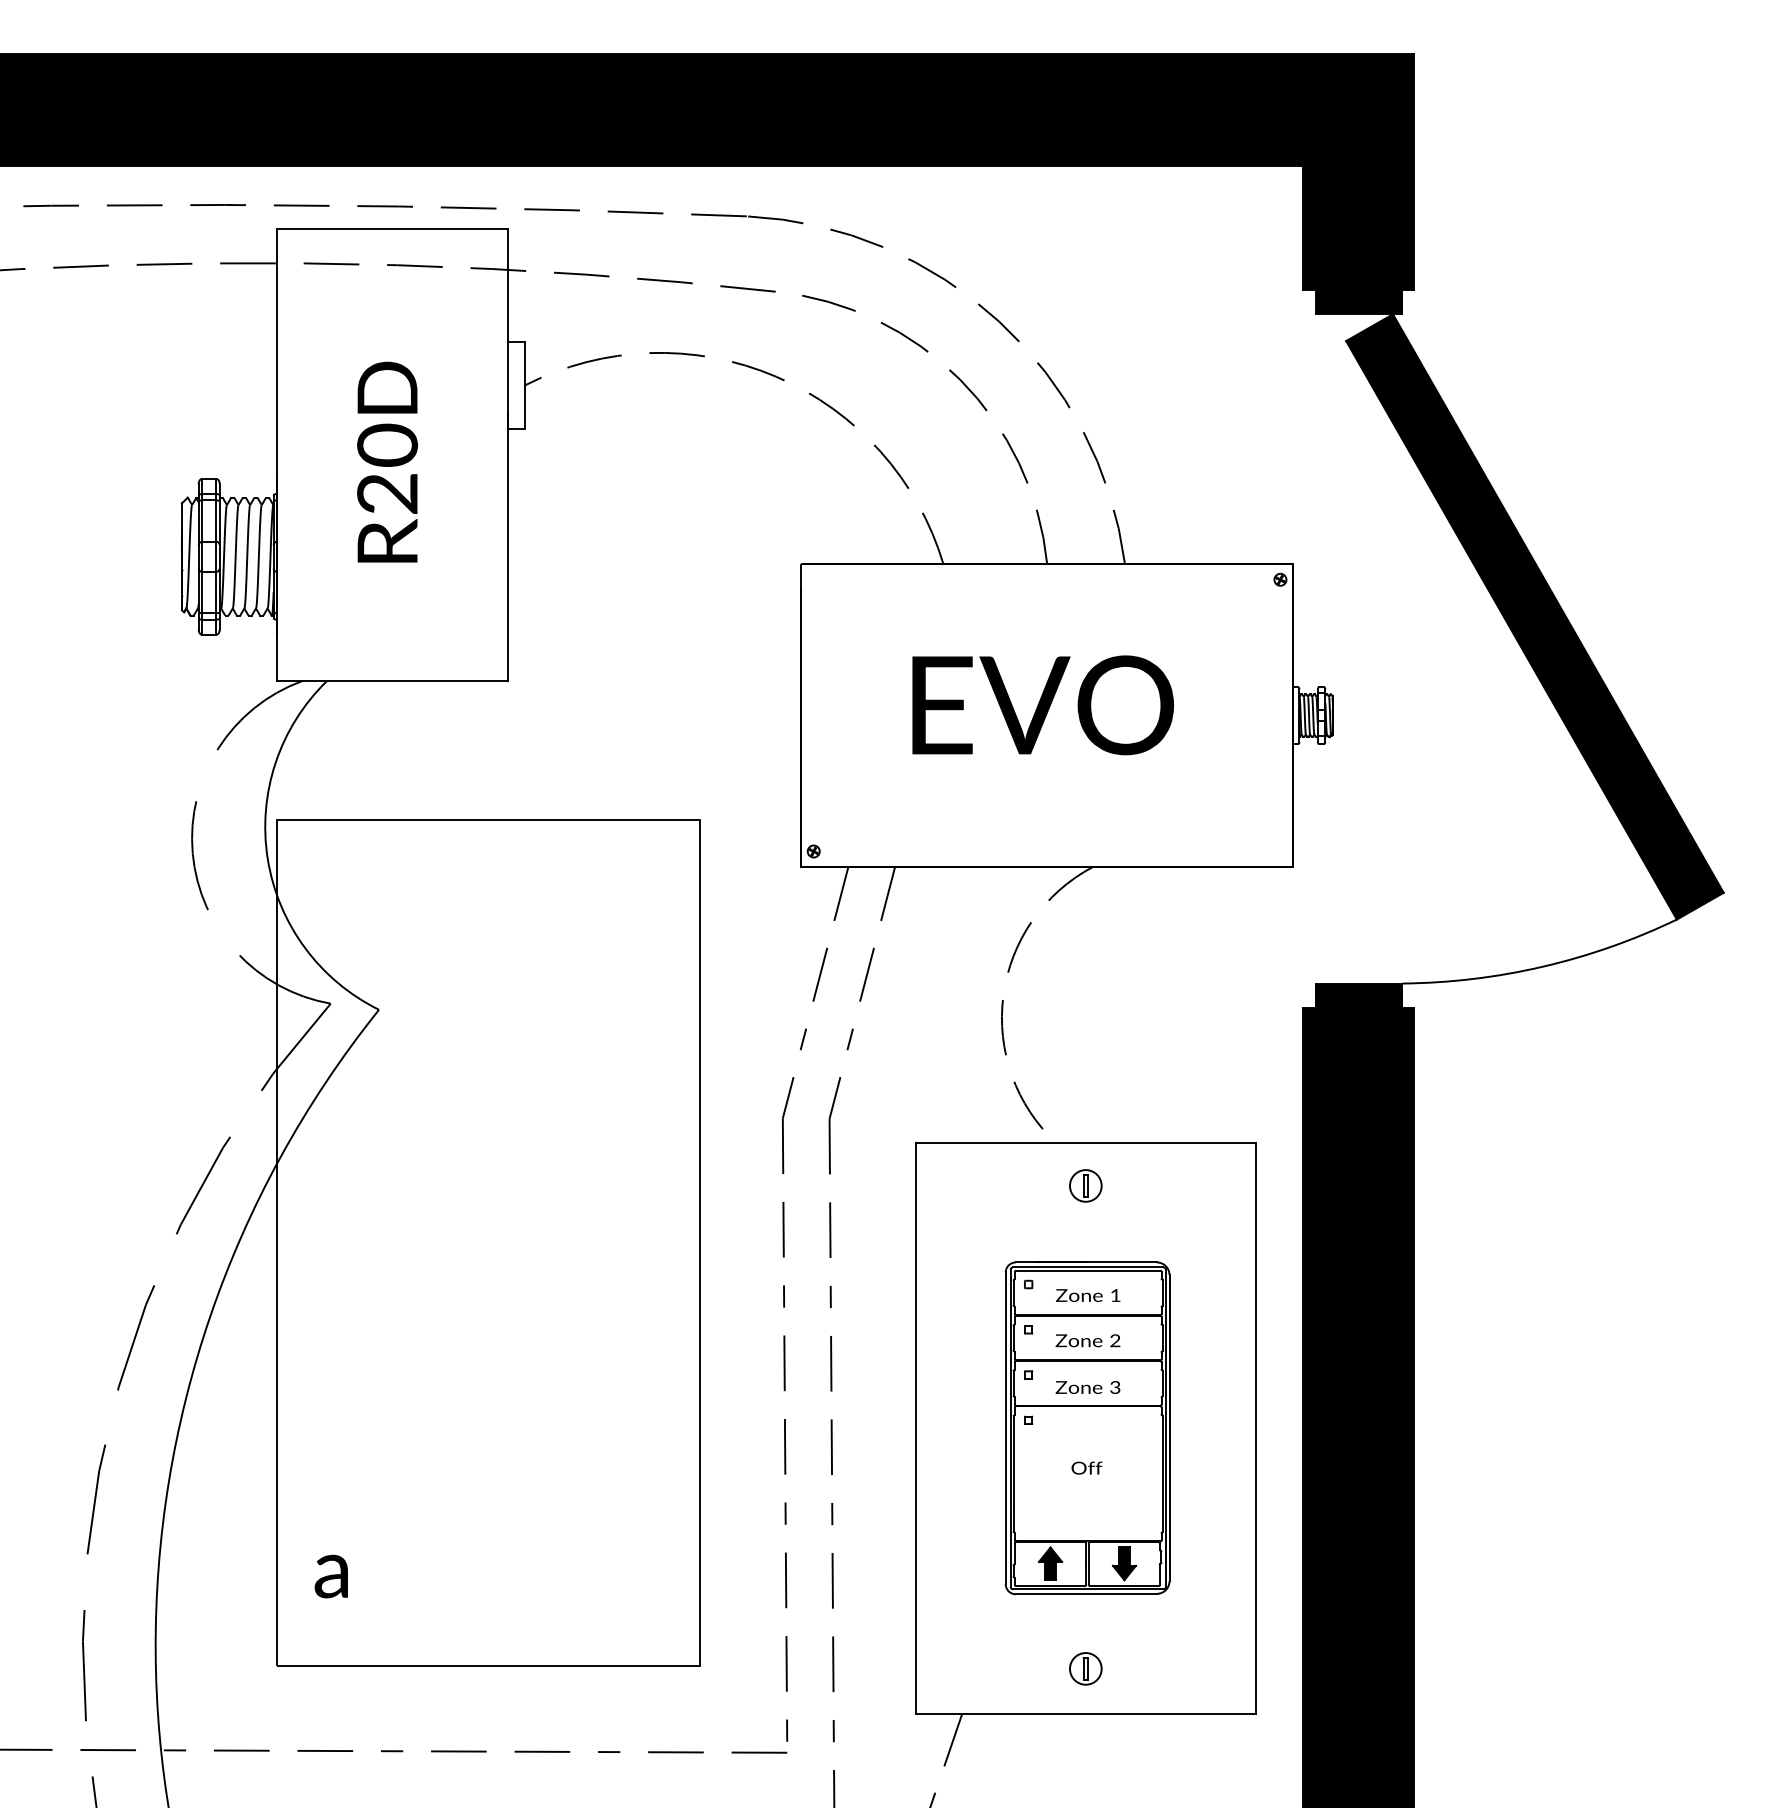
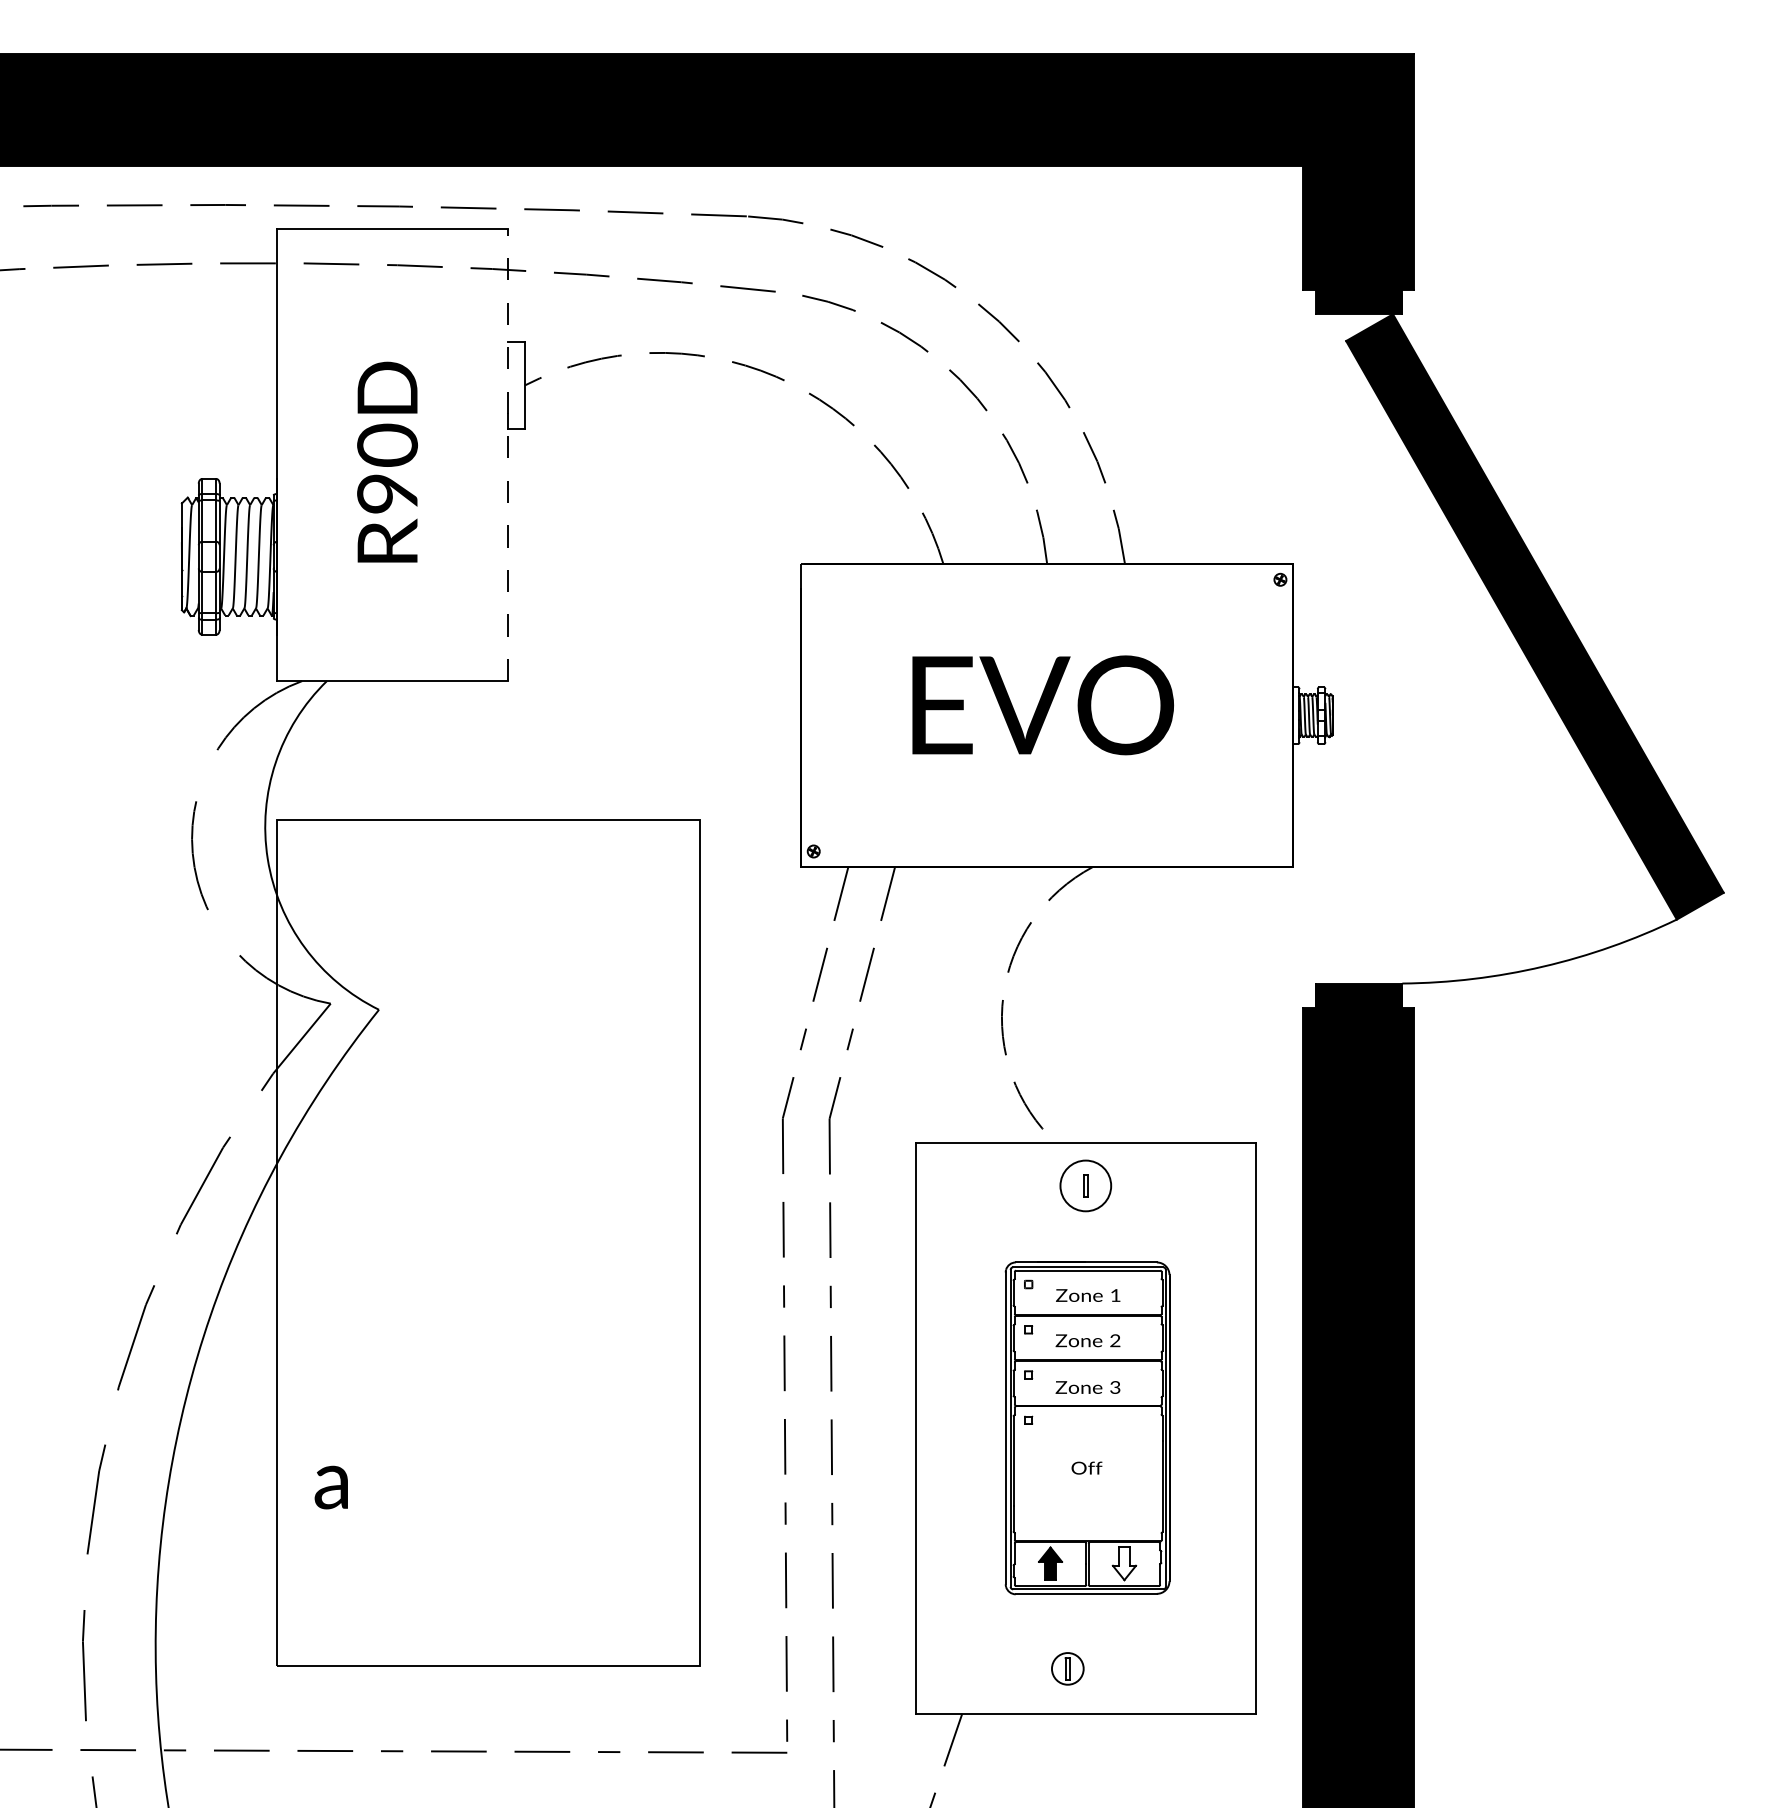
line: solid -> dashed (507, 454)
text: R20D -> R90D (387, 493)
circle diameter: 32 px -> 51 px (1085, 1185)
fill: present -> none (1124, 1563)
text position: (330, 1576) -> (330, 1487) (330, 1487)
part position: (1085, 1668) -> (1067, 1668) (1067, 1668)
